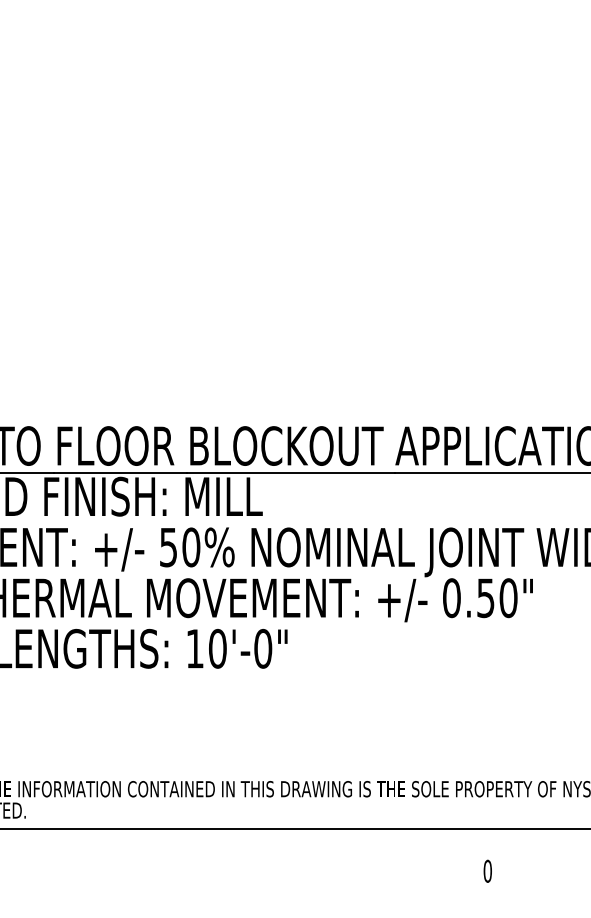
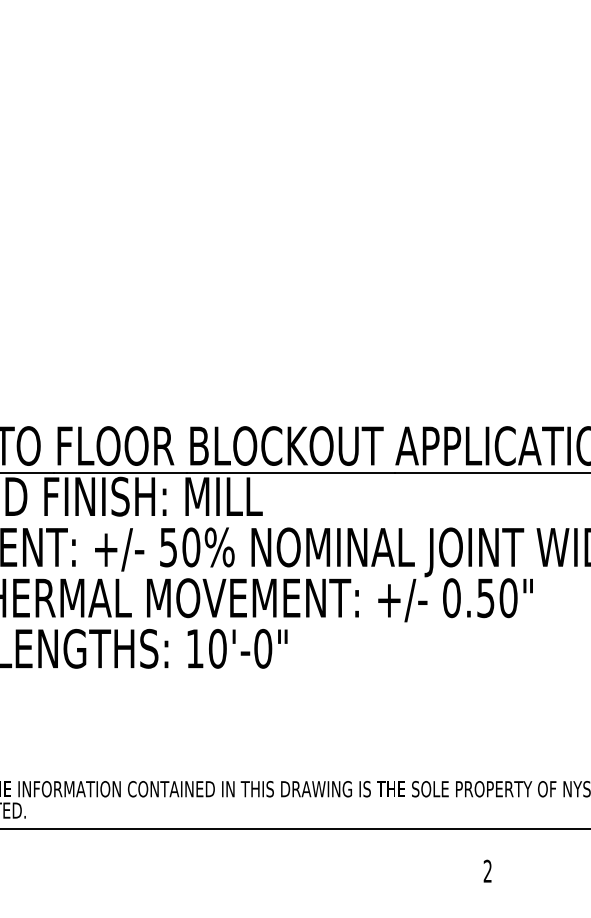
text: 0 -> 2 (487, 870)
